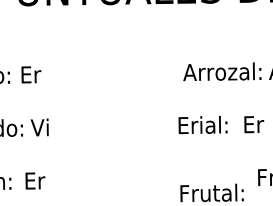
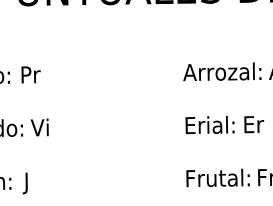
text: Er -> Pr (32, 74)
text position: (202, 124) -> (209, 124) (209, 124)
text: Er -> J (33, 183)
text position: (211, 192) -> (217, 177) (217, 177)
